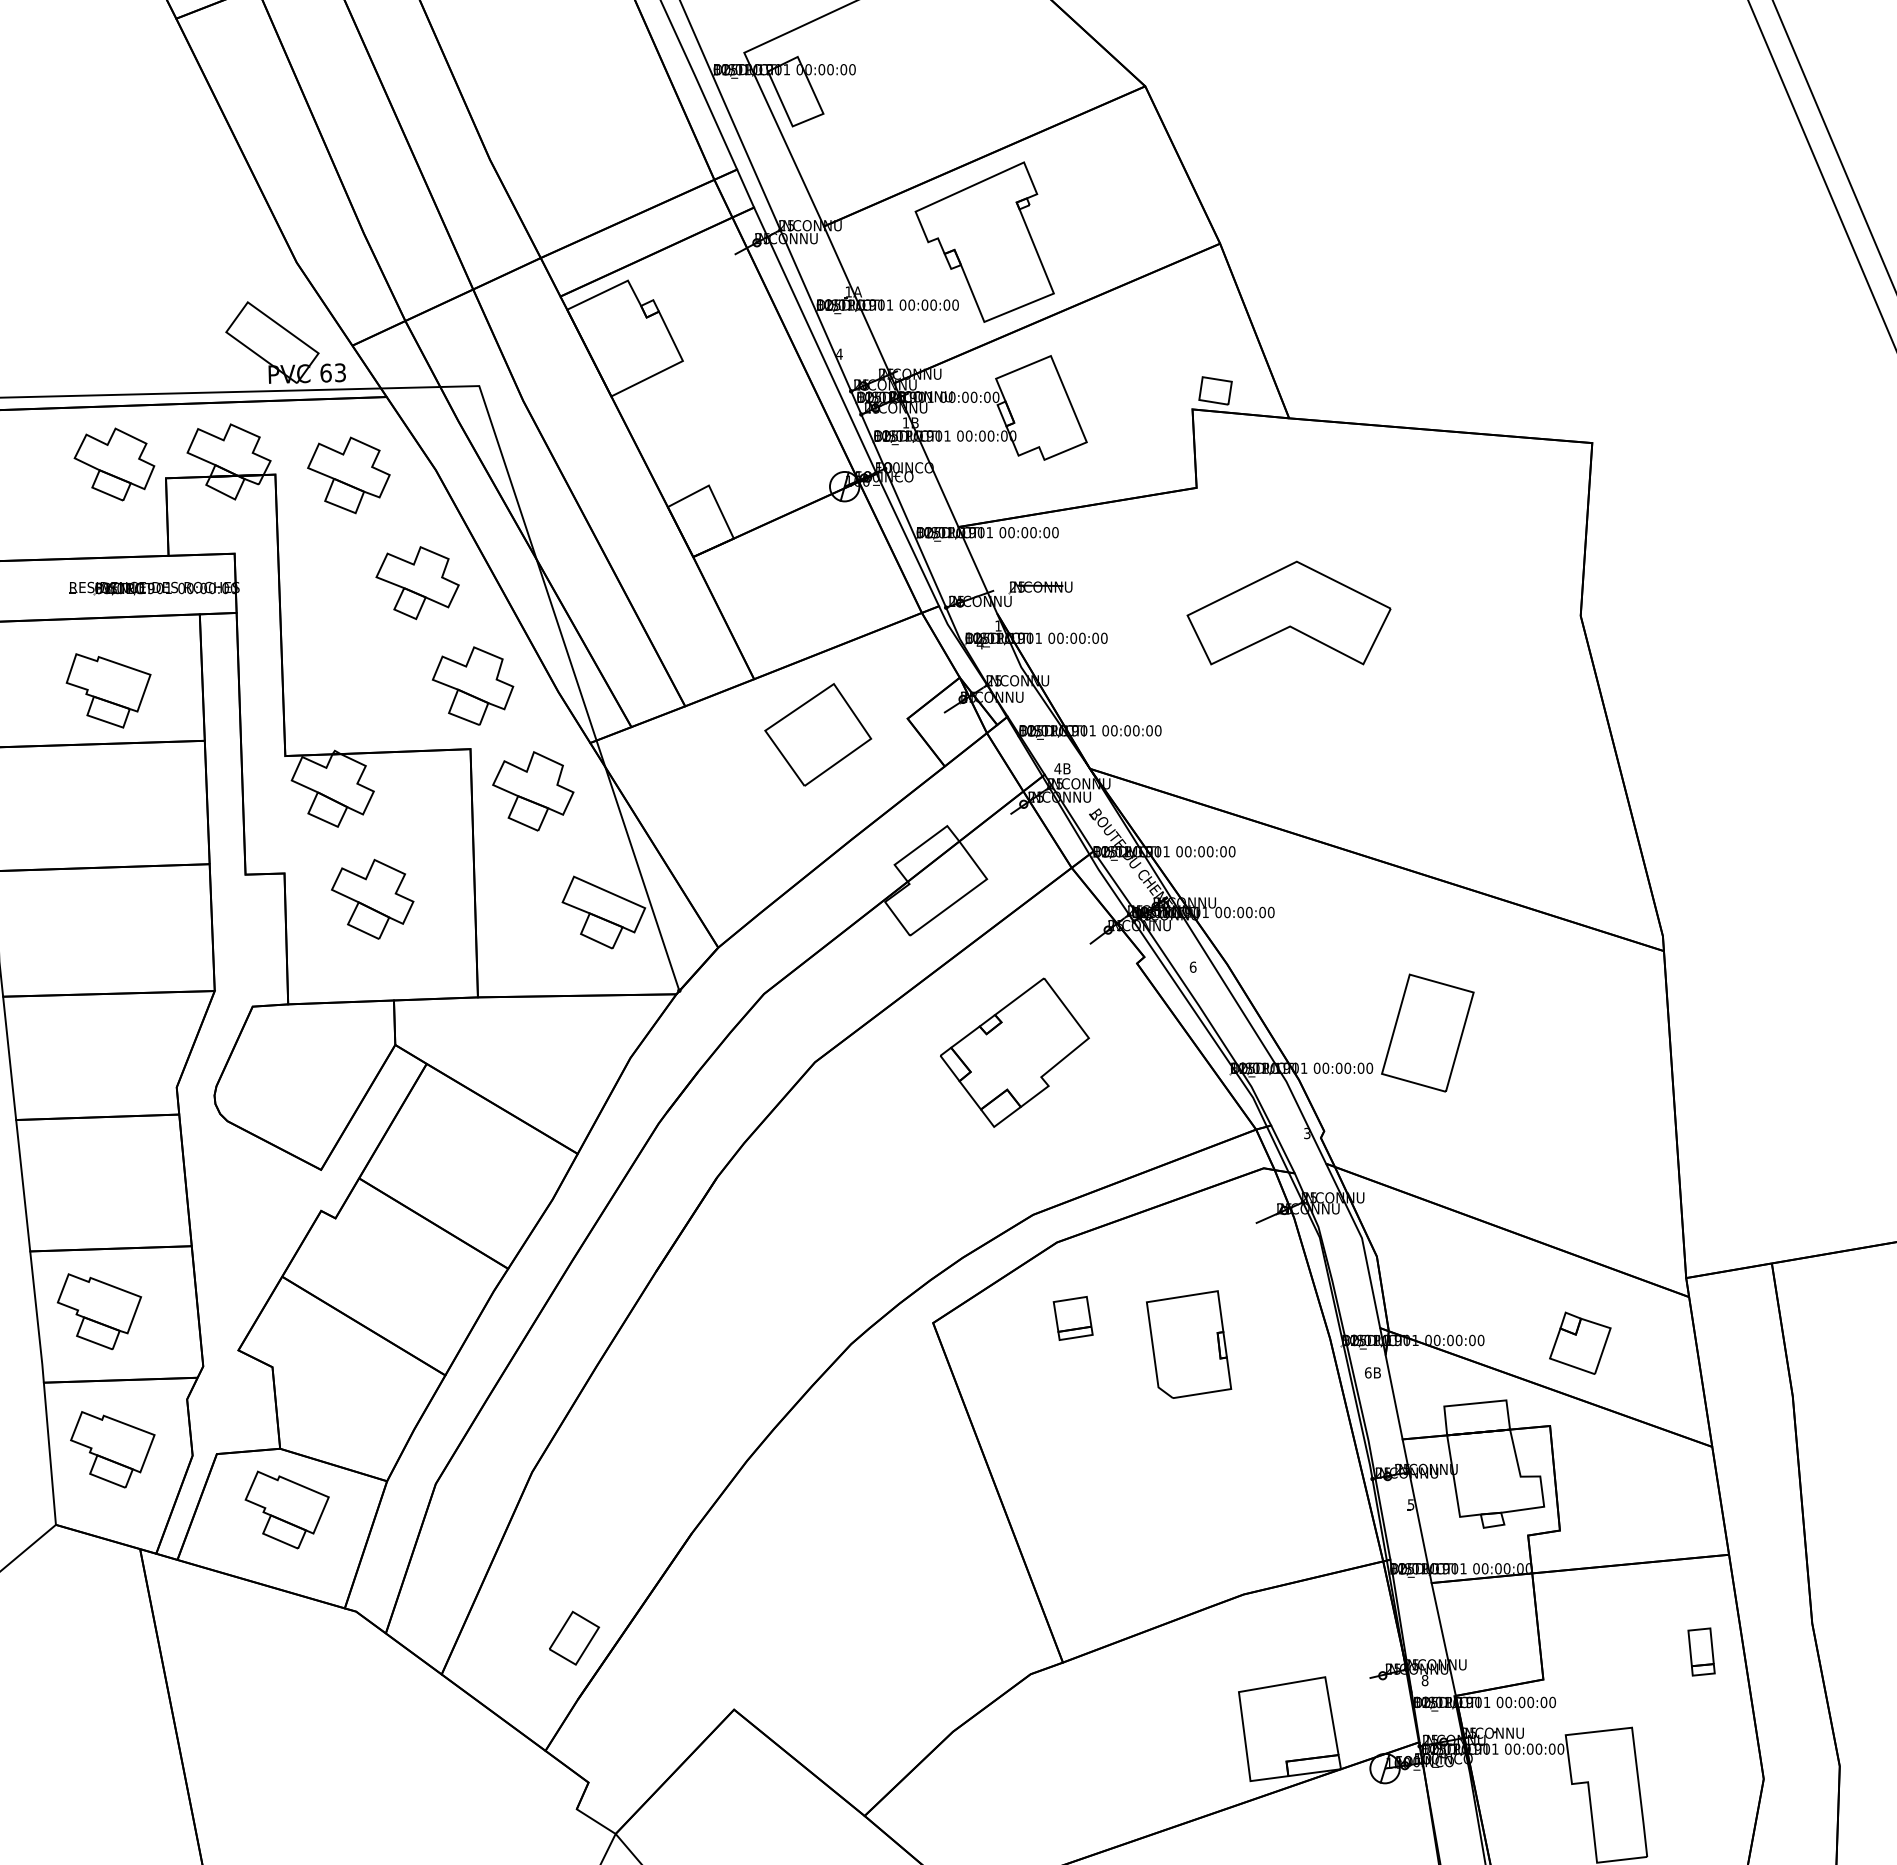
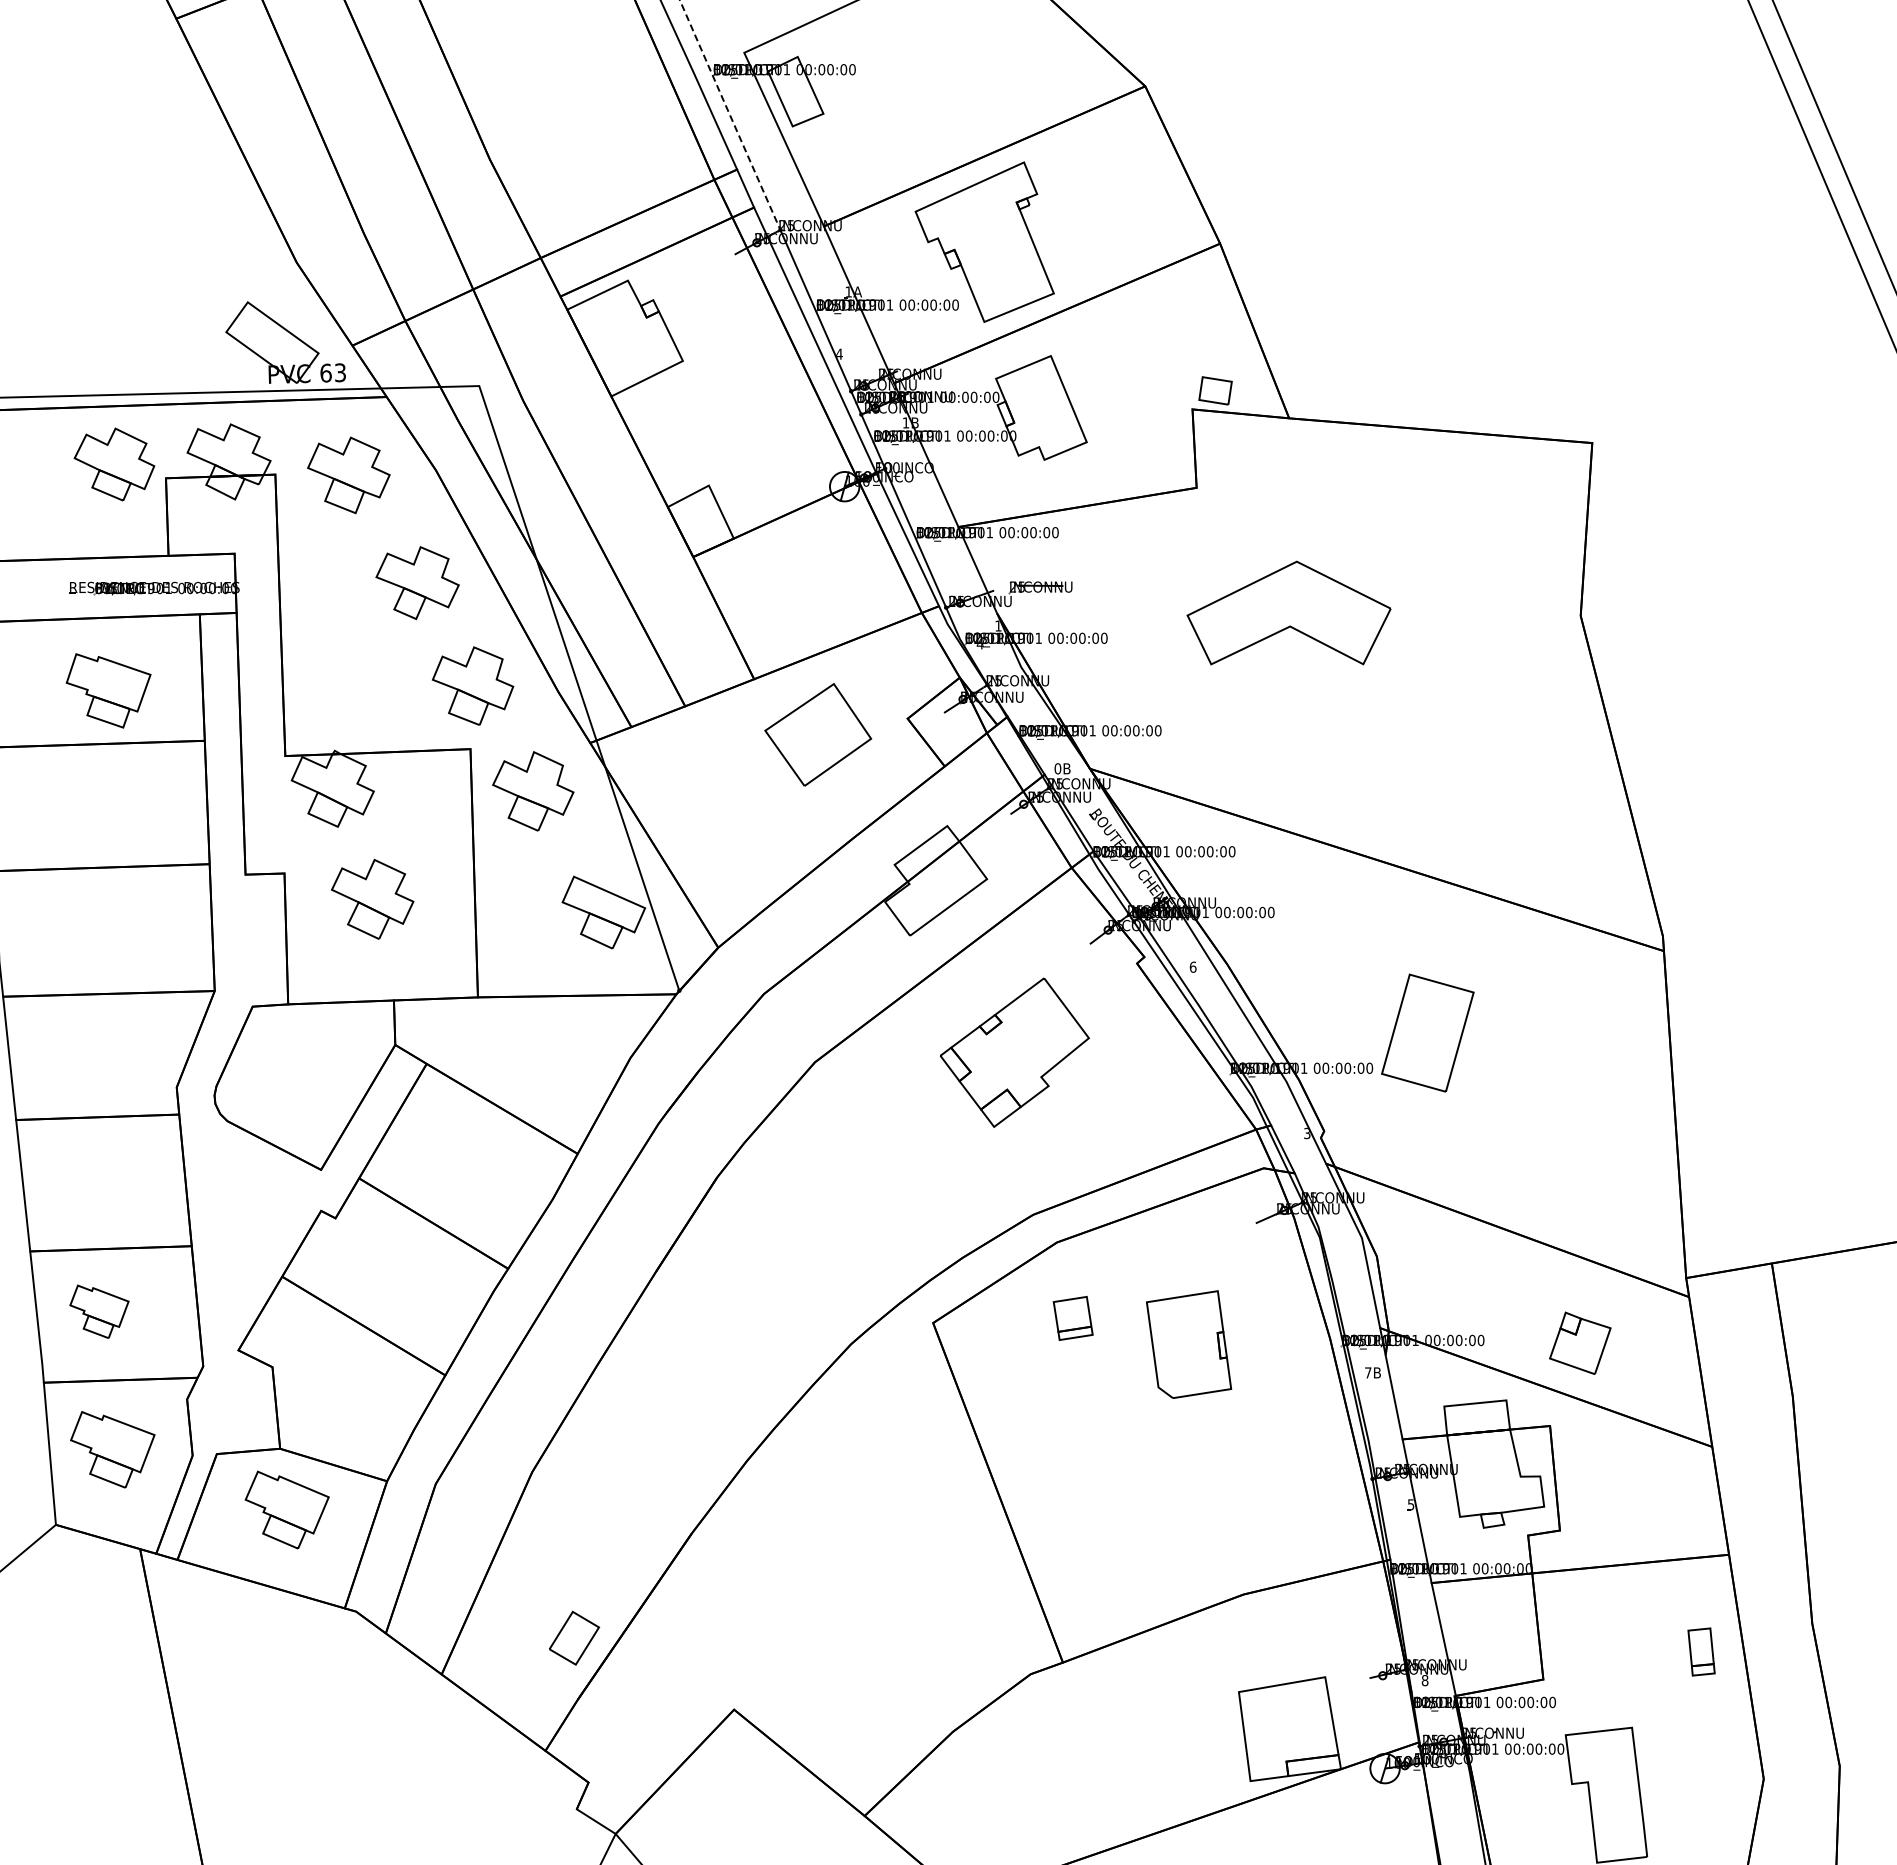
line: solid -> dashed (729, 114)
text: 4B -> 0B (1057, 768)
part size: 87x78 px -> 61x55 px (99, 1311)
text: 6B -> 7B (1368, 1372)
